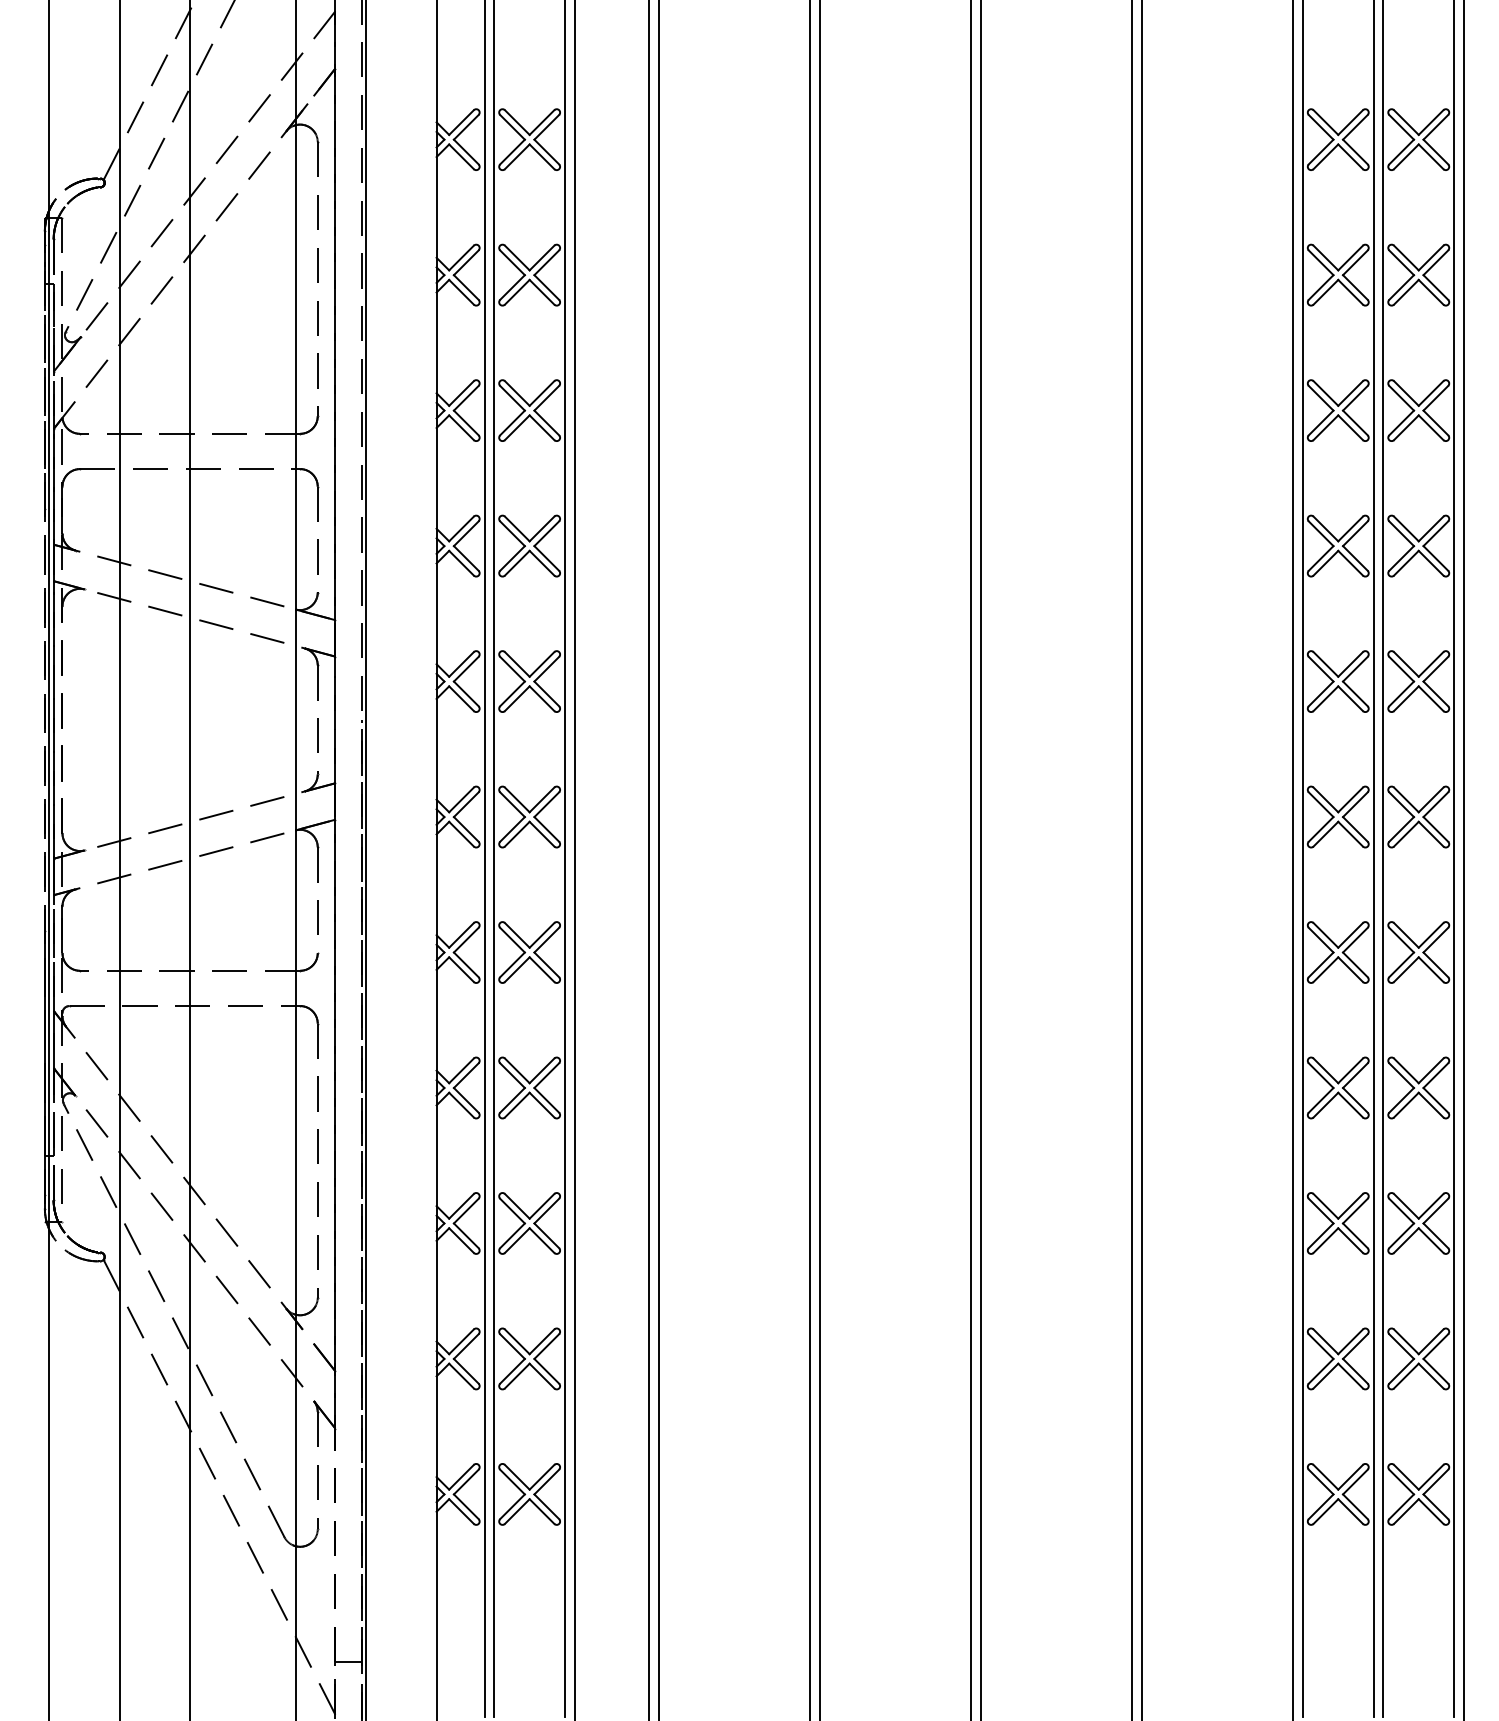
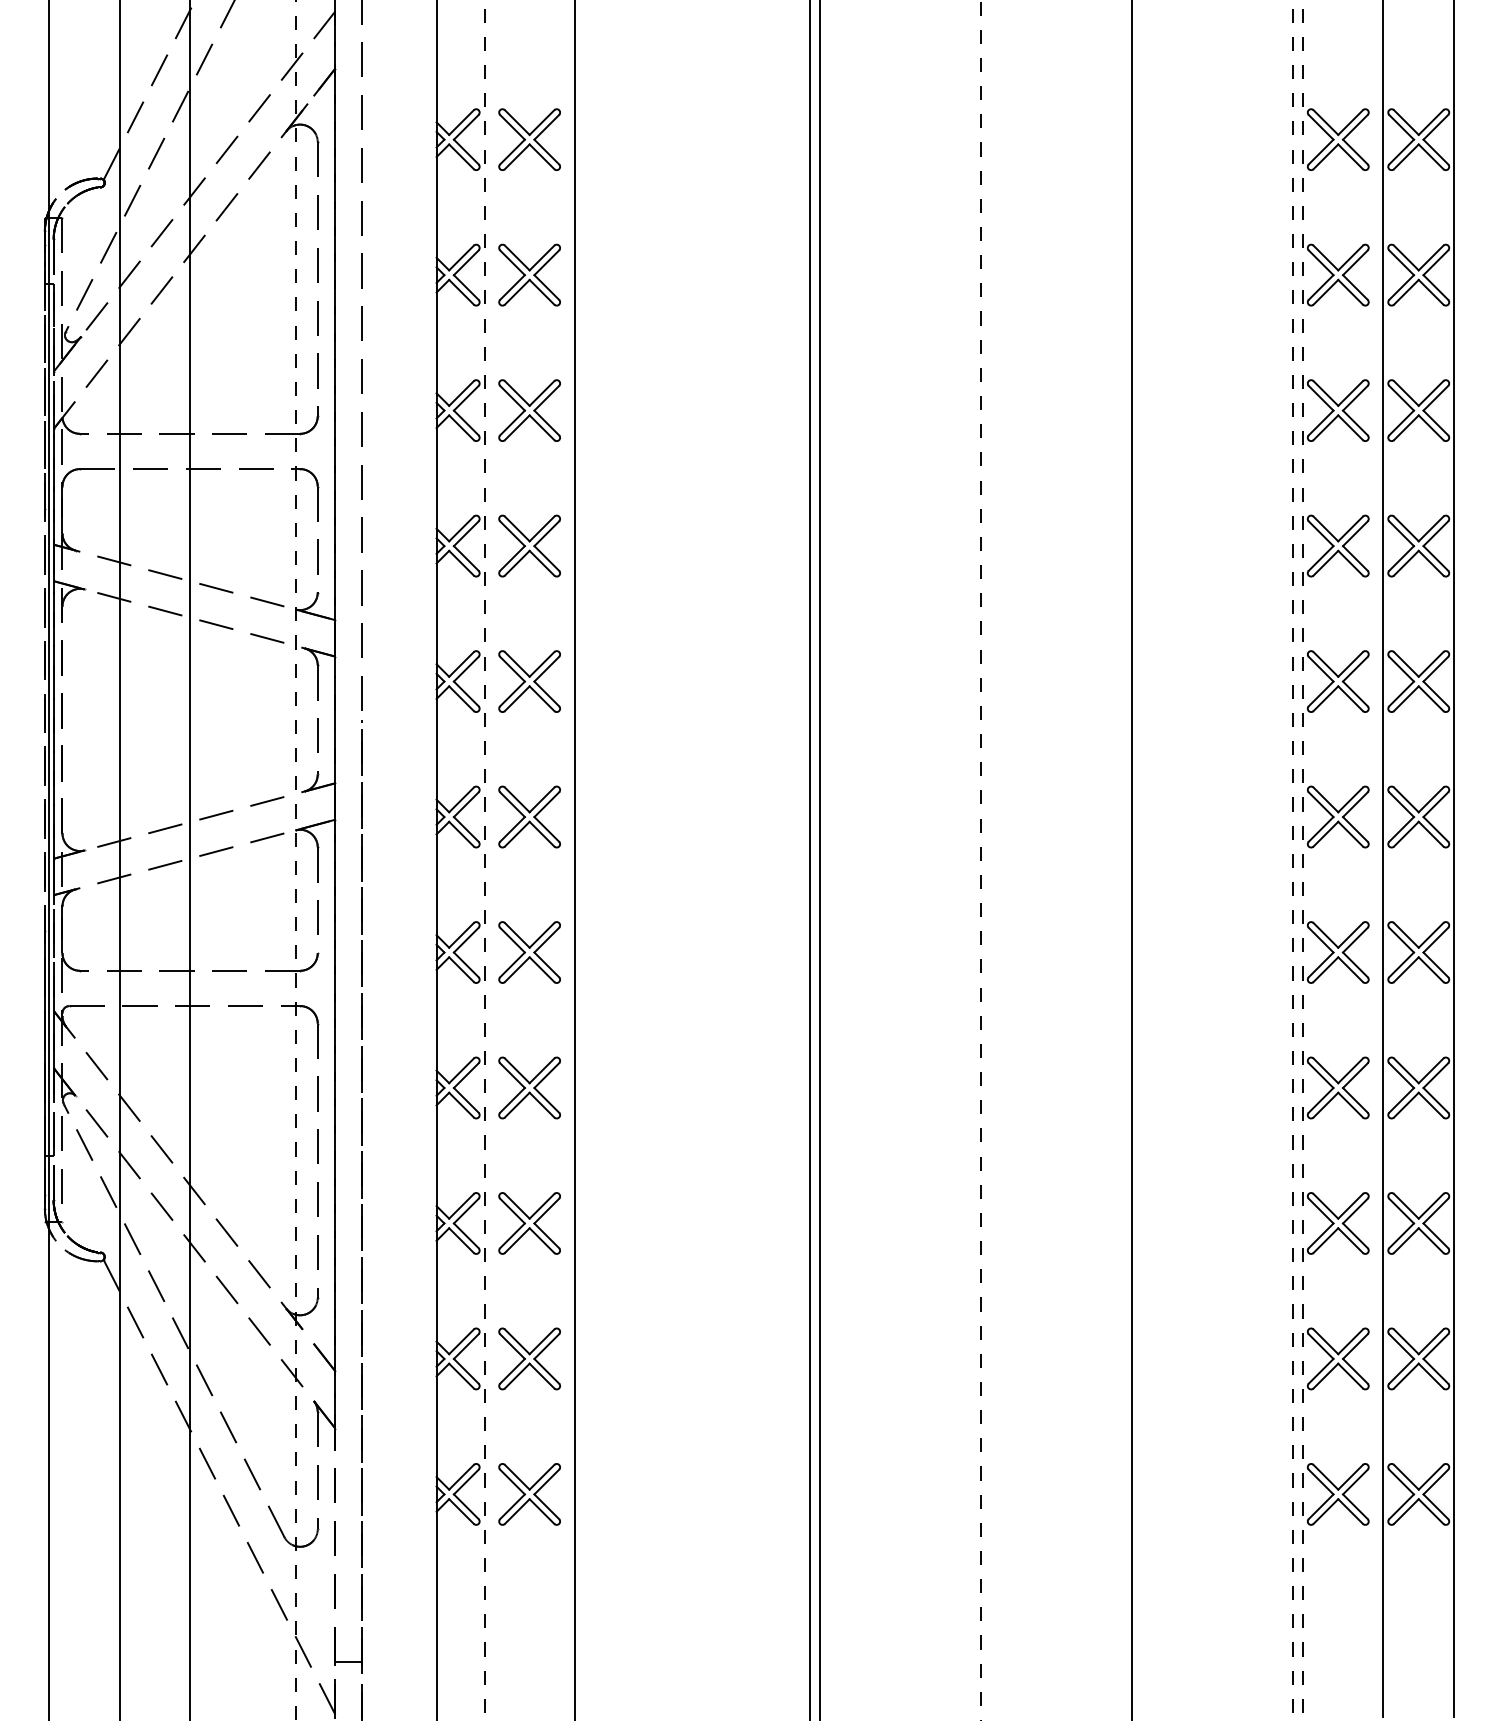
line: present -> none (366, 859)
line: solid -> dashed (484, 859)
line: present -> none (494, 859)
line: present -> none (565, 859)
line: present -> none (649, 859)
line: present -> none (659, 859)
line: present -> none (971, 859)
line: present -> none (1141, 859)
line: solid -> dashed (1302, 859)
line: present -> none (1373, 859)
line: present -> none (1463, 859)
line: solid -> dashed (295, 860)
line: solid -> dashed (980, 860)
line: solid -> dashed (1293, 860)
